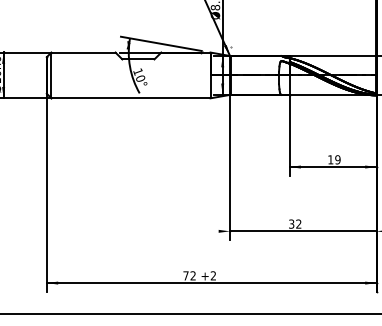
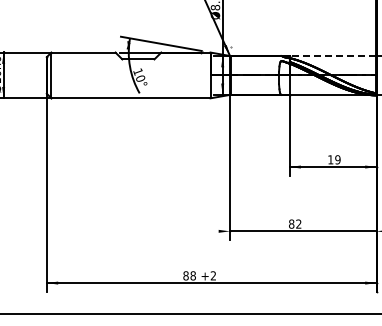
line: solid -> dashed (332, 55)
text: 32 -> 82 (291, 223)
text: 72 -> 88 (189, 275)
